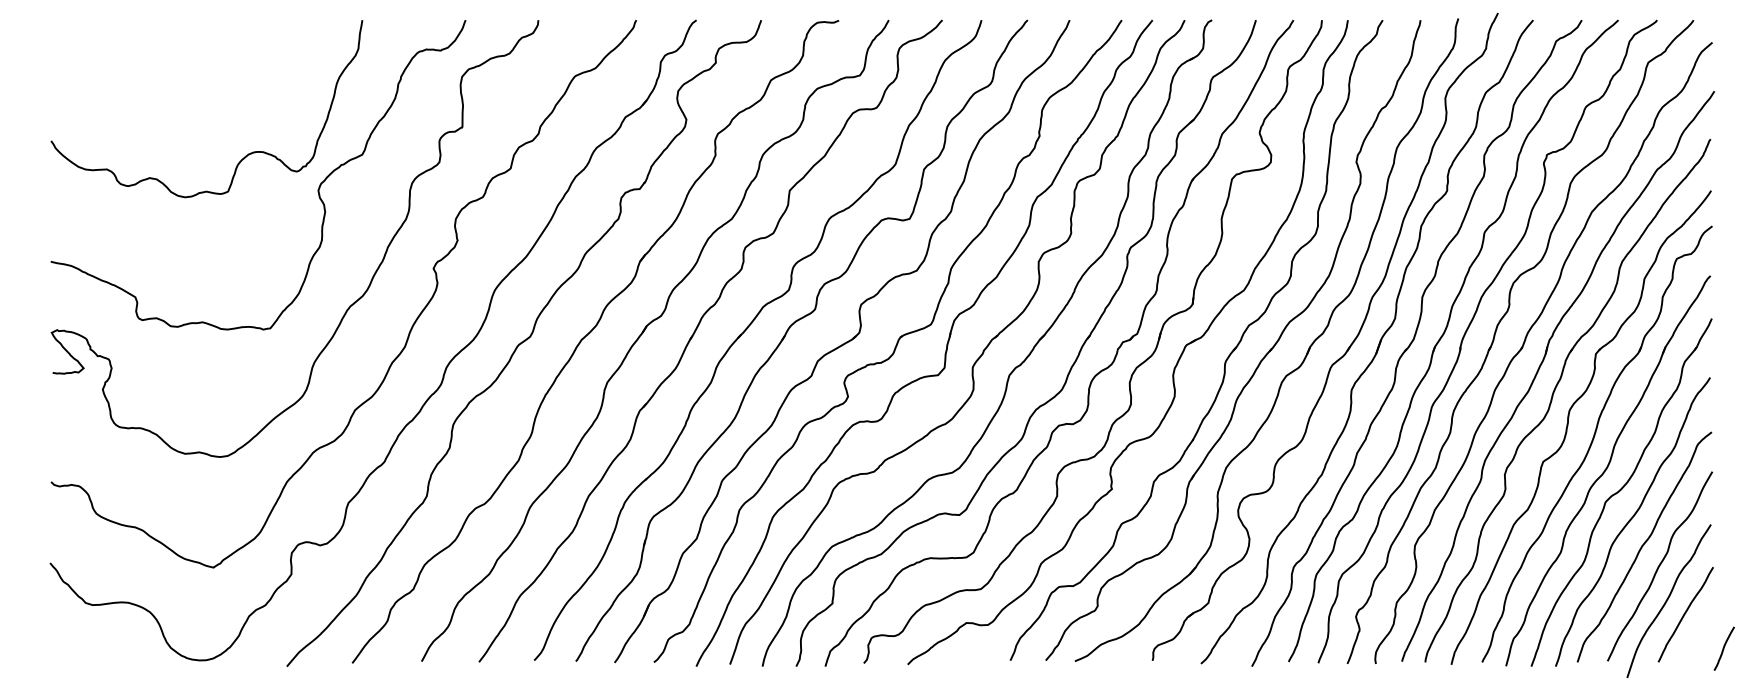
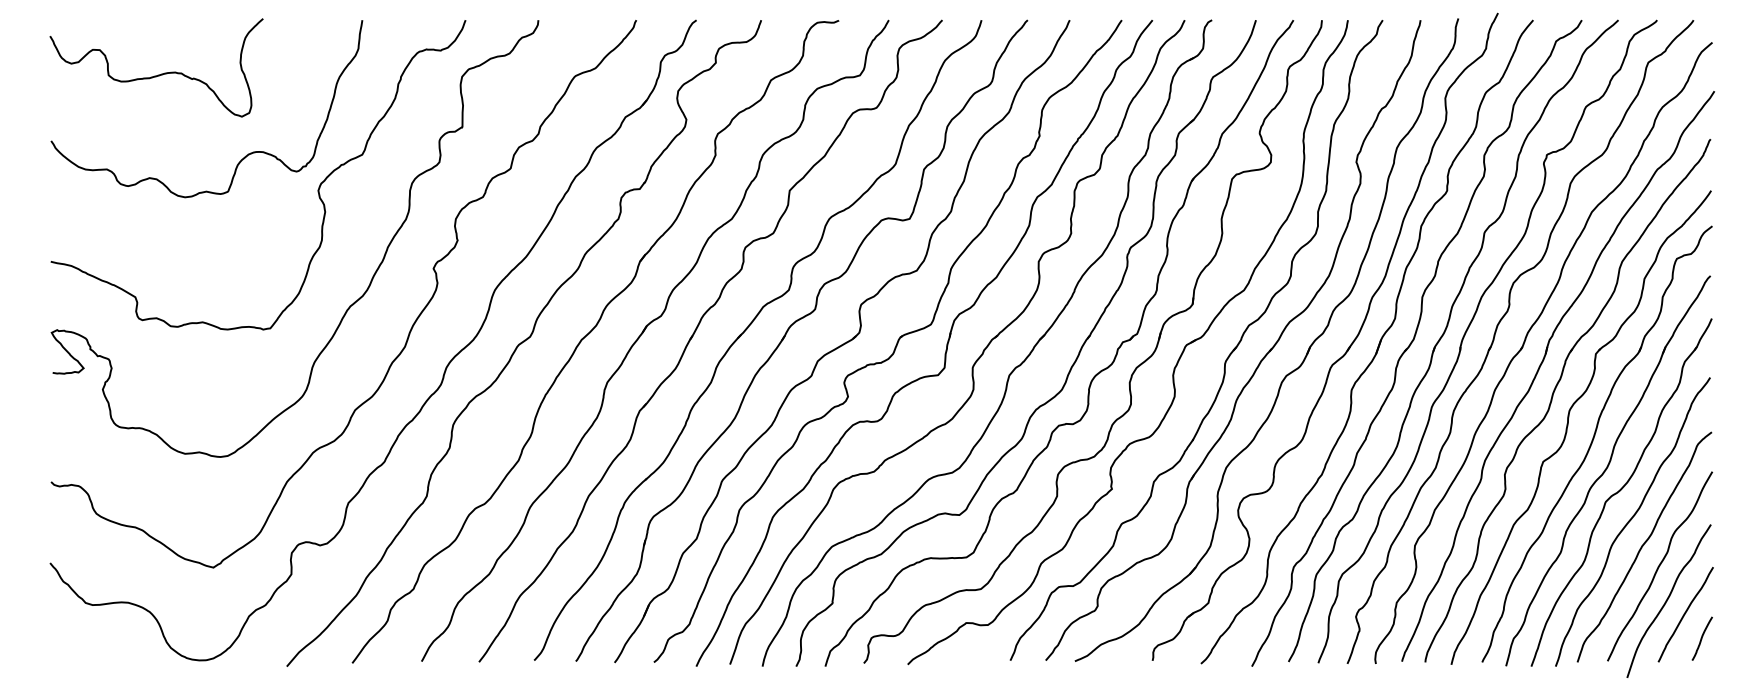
curve: none -> present (158, 74)
curve position: (1723, 648) -> (1701, 638) (1701, 638)
